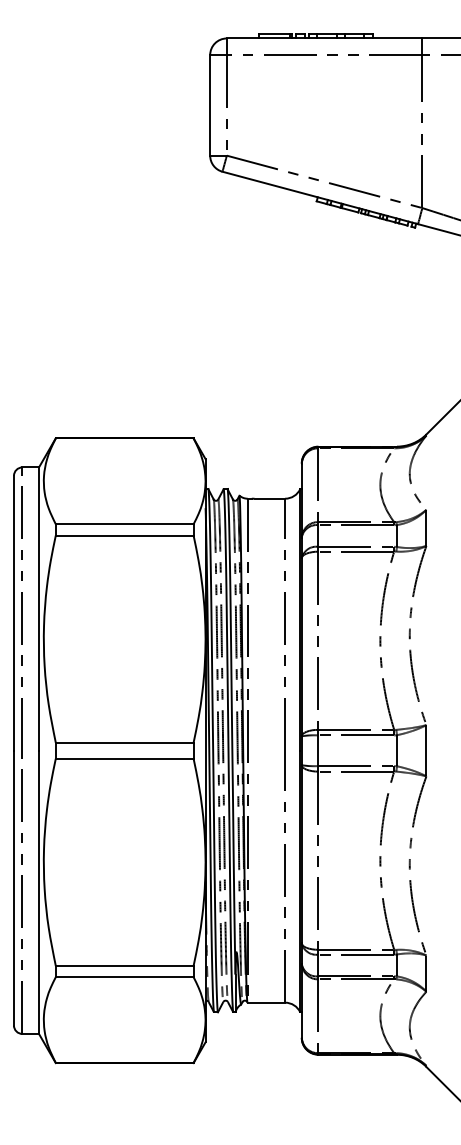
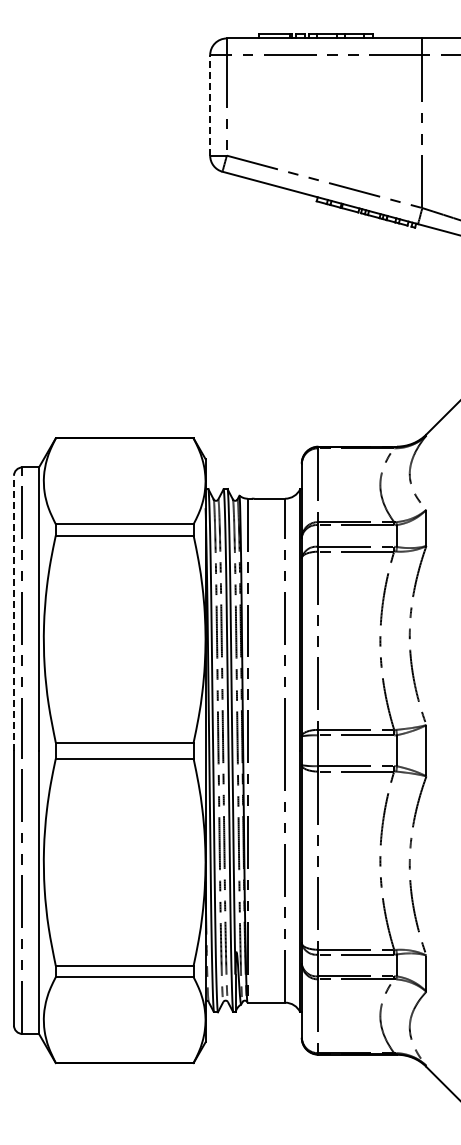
line: solid -> dashed (210, 104)
line: solid -> dashed (14, 612)
